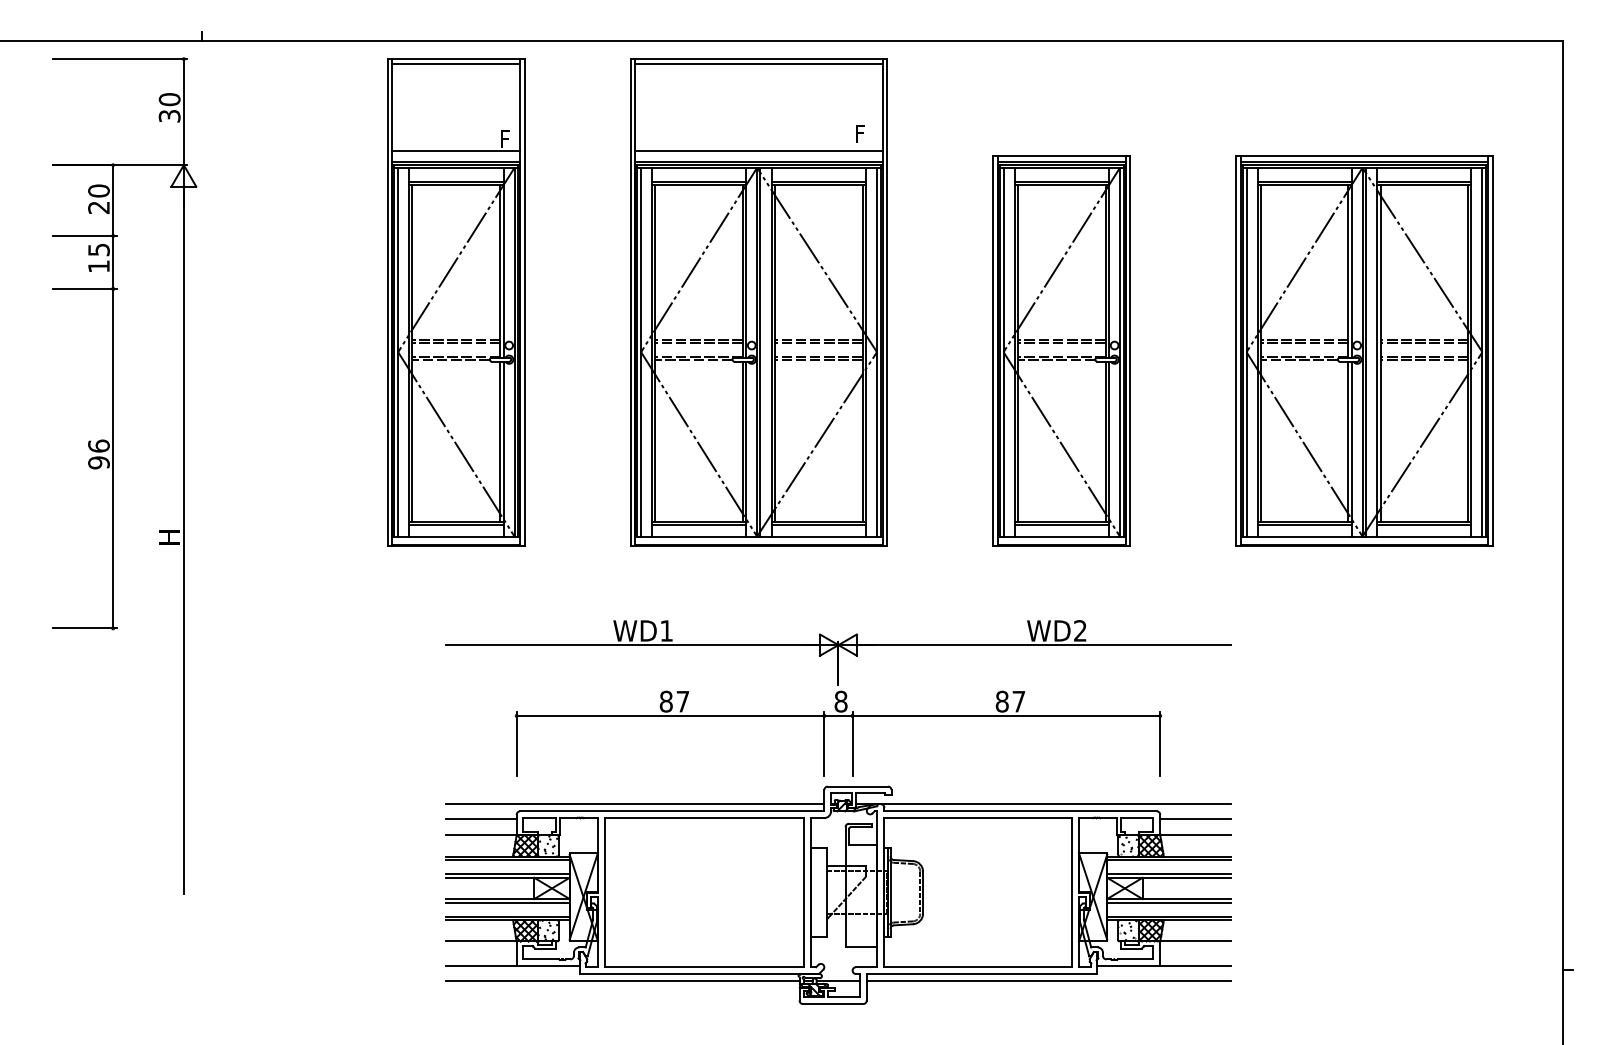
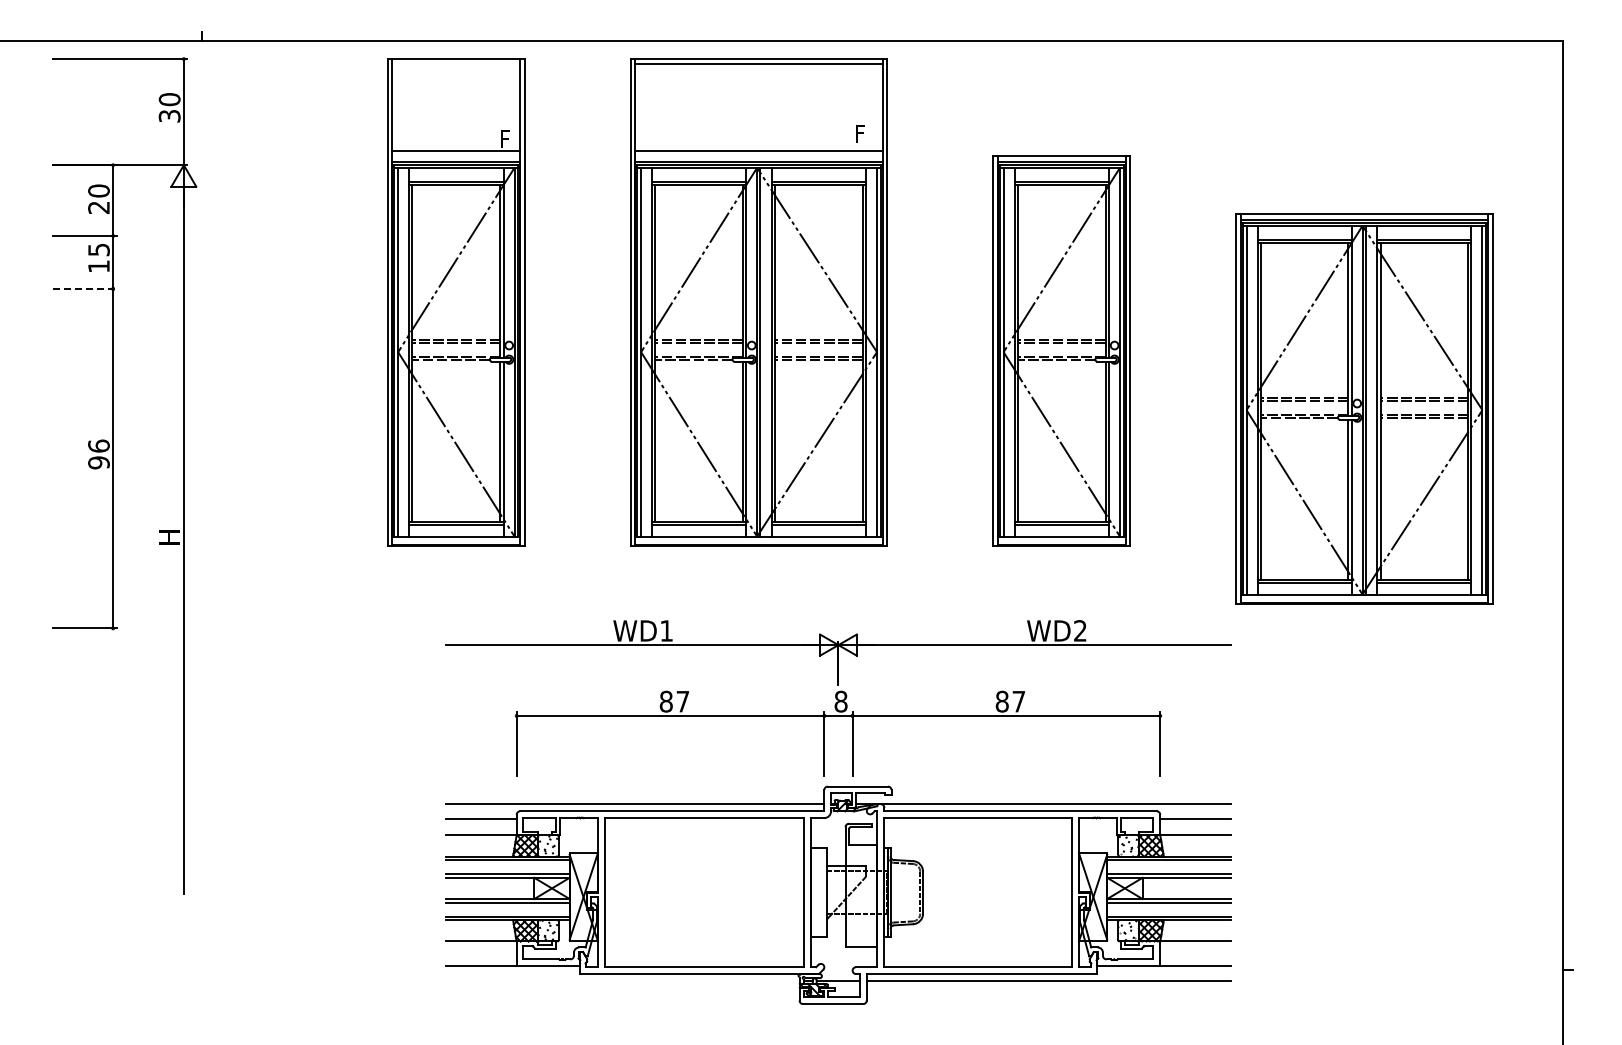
line: present -> none (456, 64)
line: solid -> dashed (84, 288)
part position: (1364, 350) -> (1364, 408) (1364, 408)
line: present -> none (622, 981)
